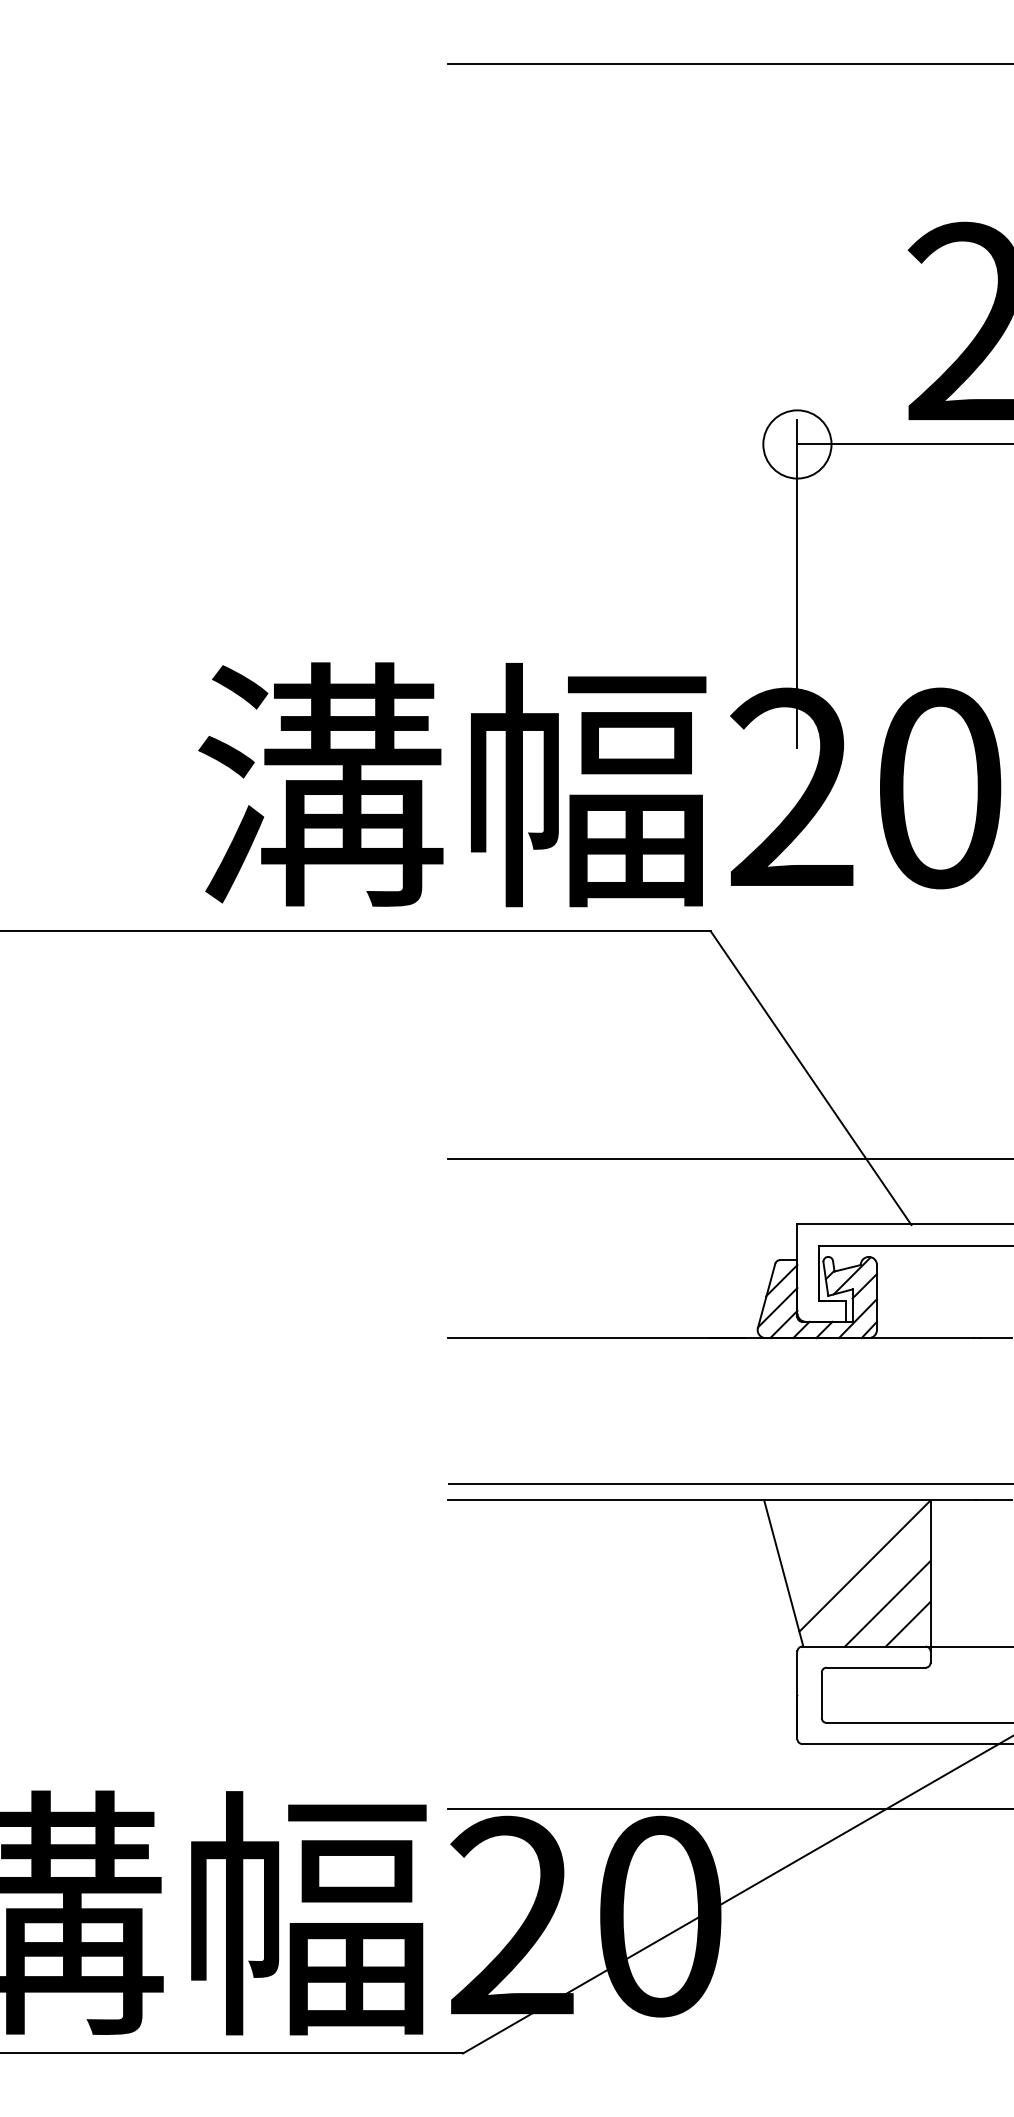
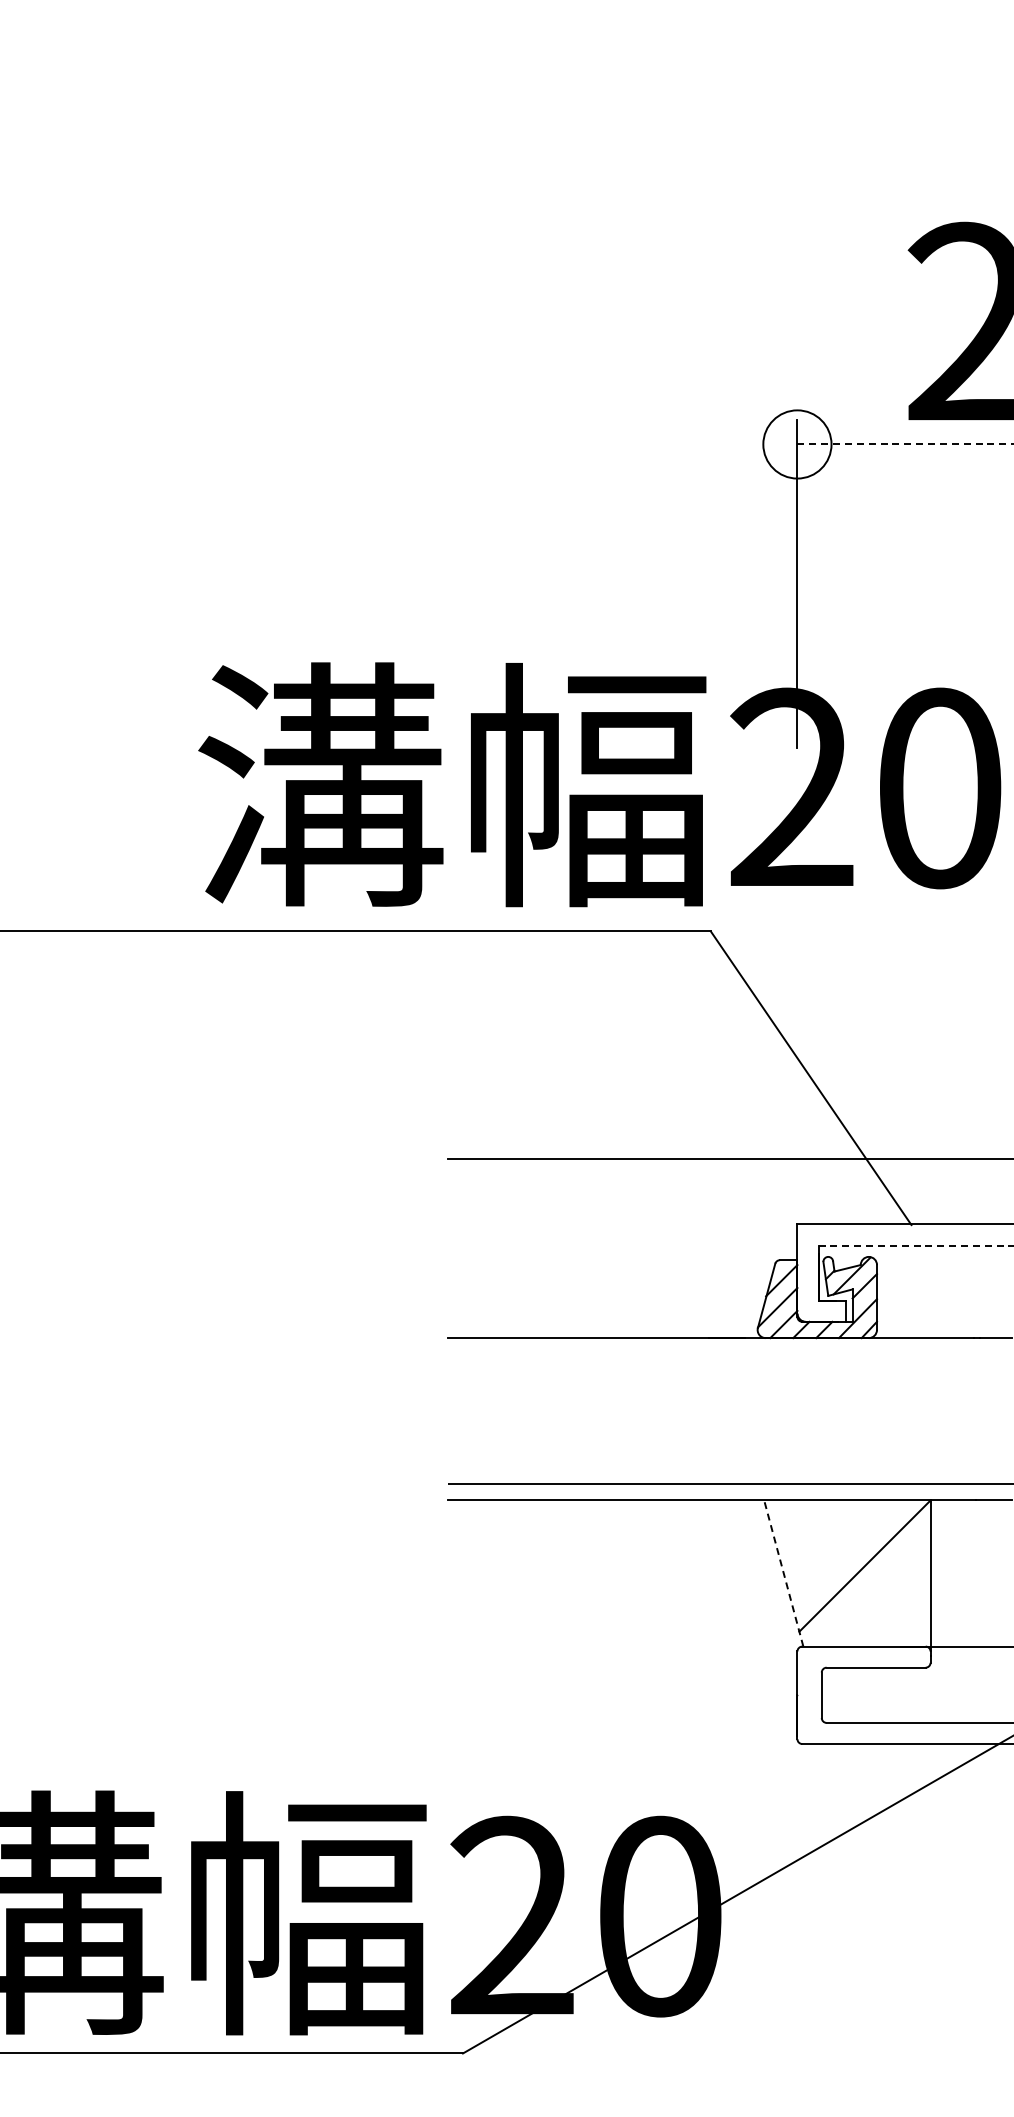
line: present -> none (729, 63)
line: solid -> dashed (905, 444)
line: solid -> dashed (916, 1245)
line: solid -> dashed (783, 1573)
line: present -> none (887, 1603)
line: present -> none (907, 1623)
line: present -> none (729, 1808)
